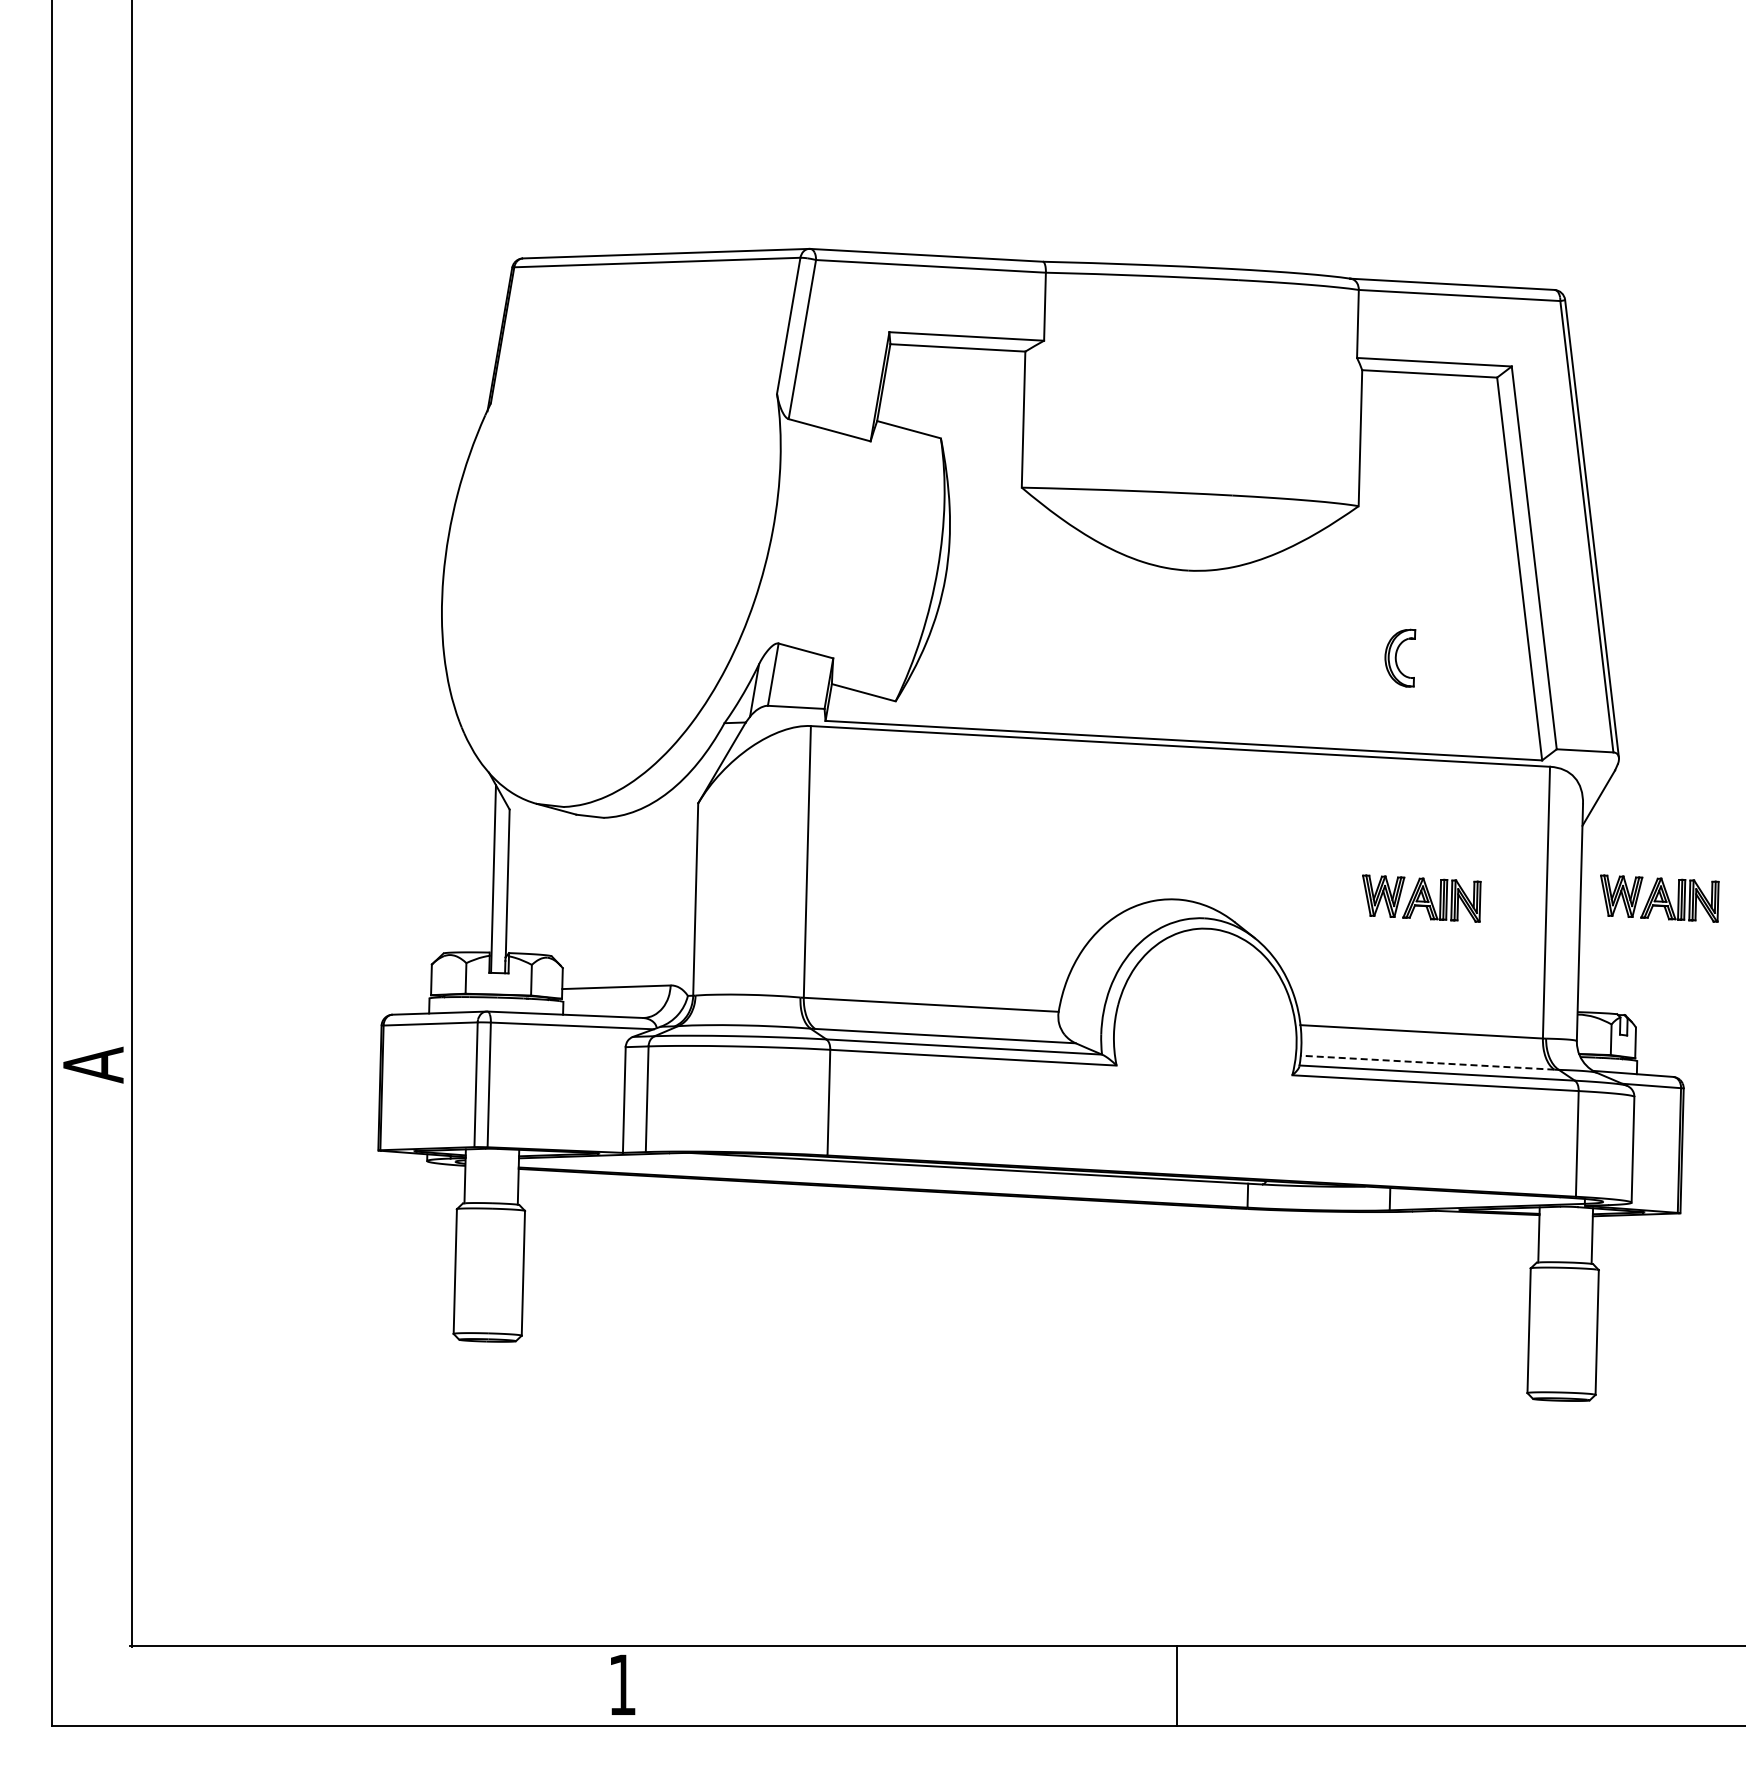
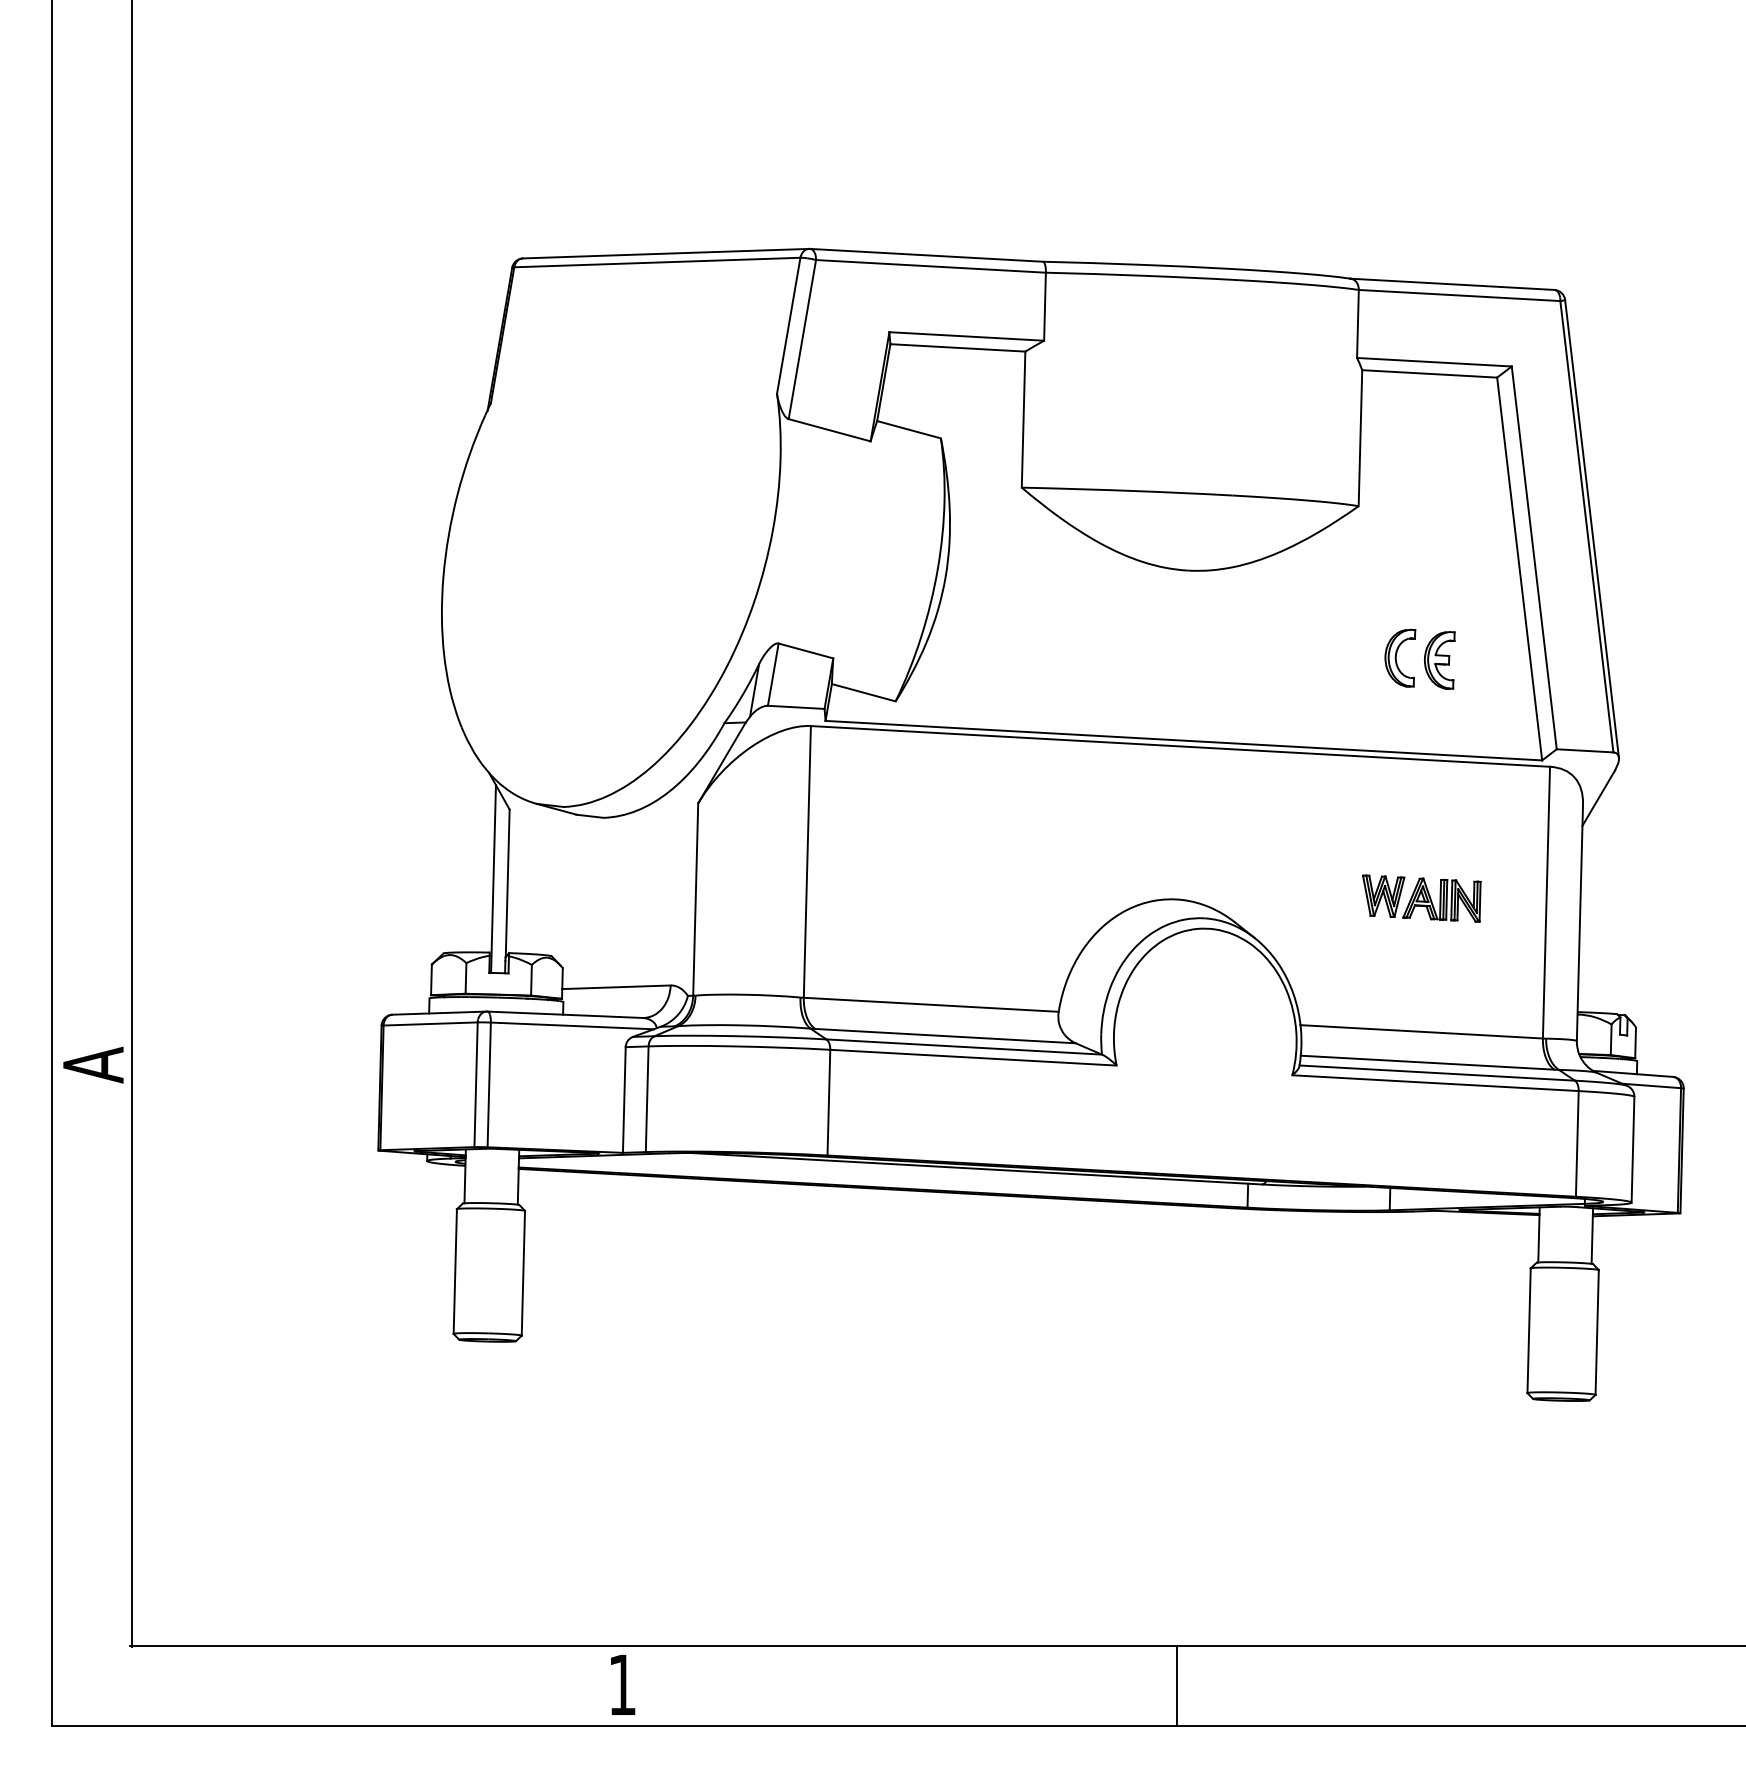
part: none -> present (1439, 660)
part: present -> none (1659, 898)
line: dashed -> solid (1427, 1062)
